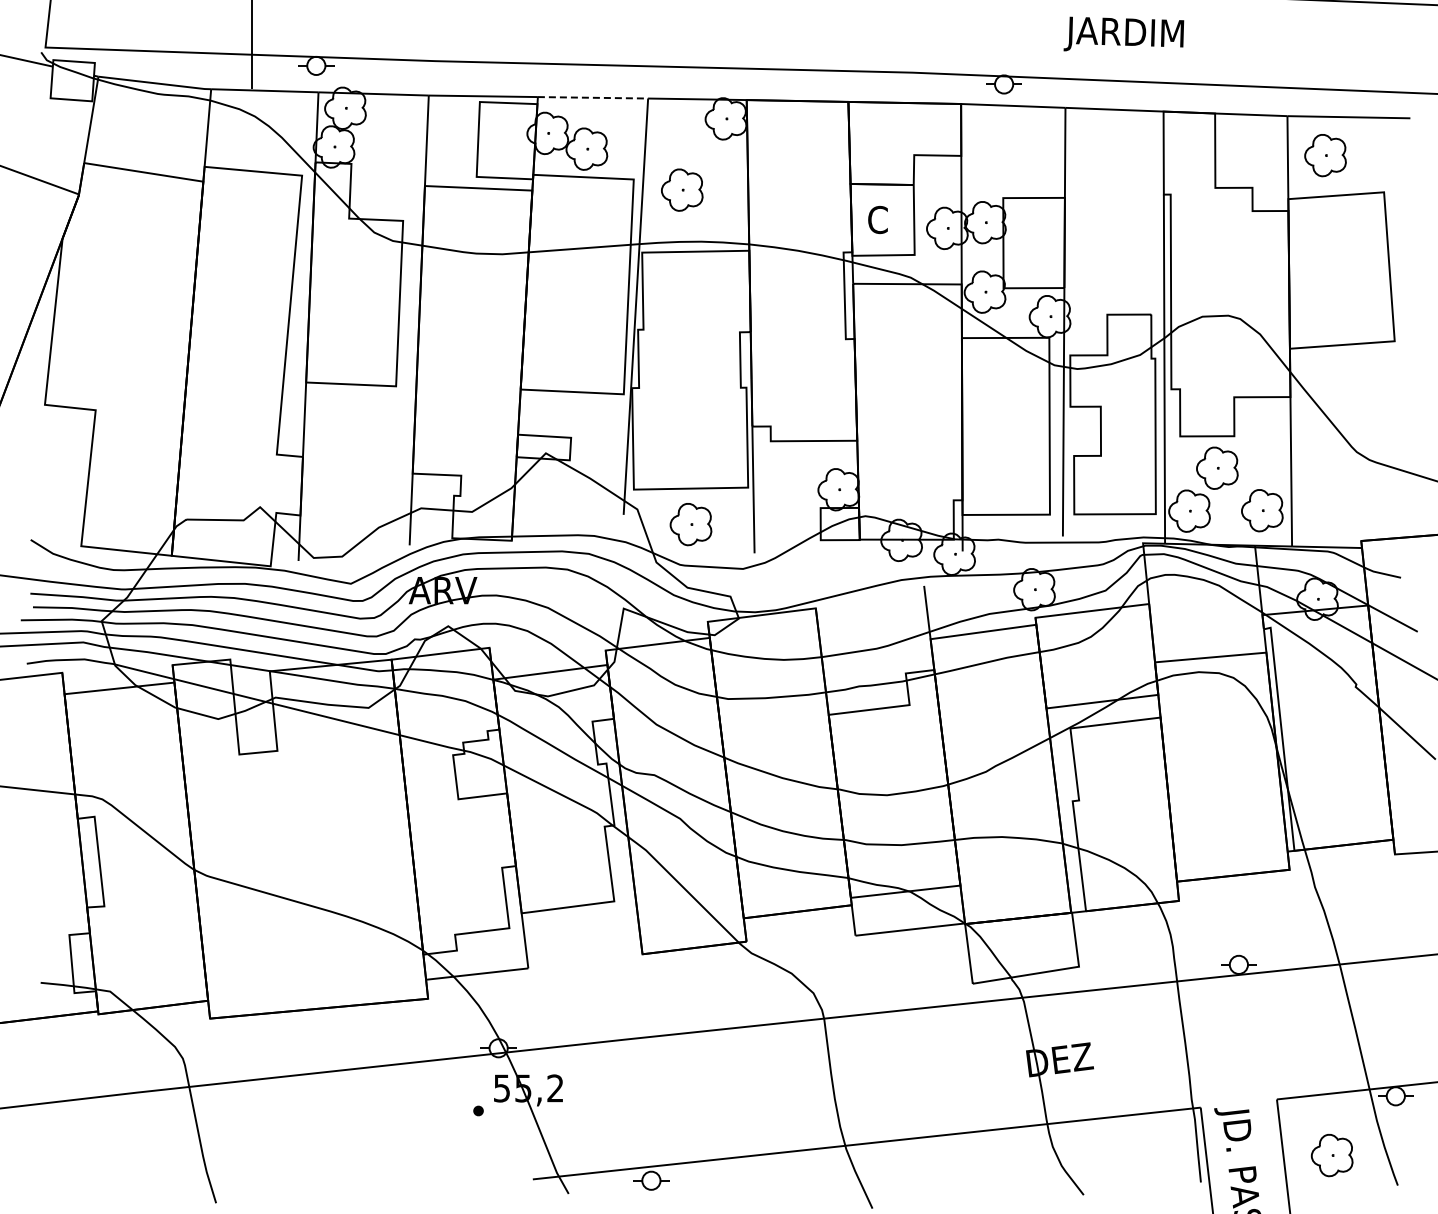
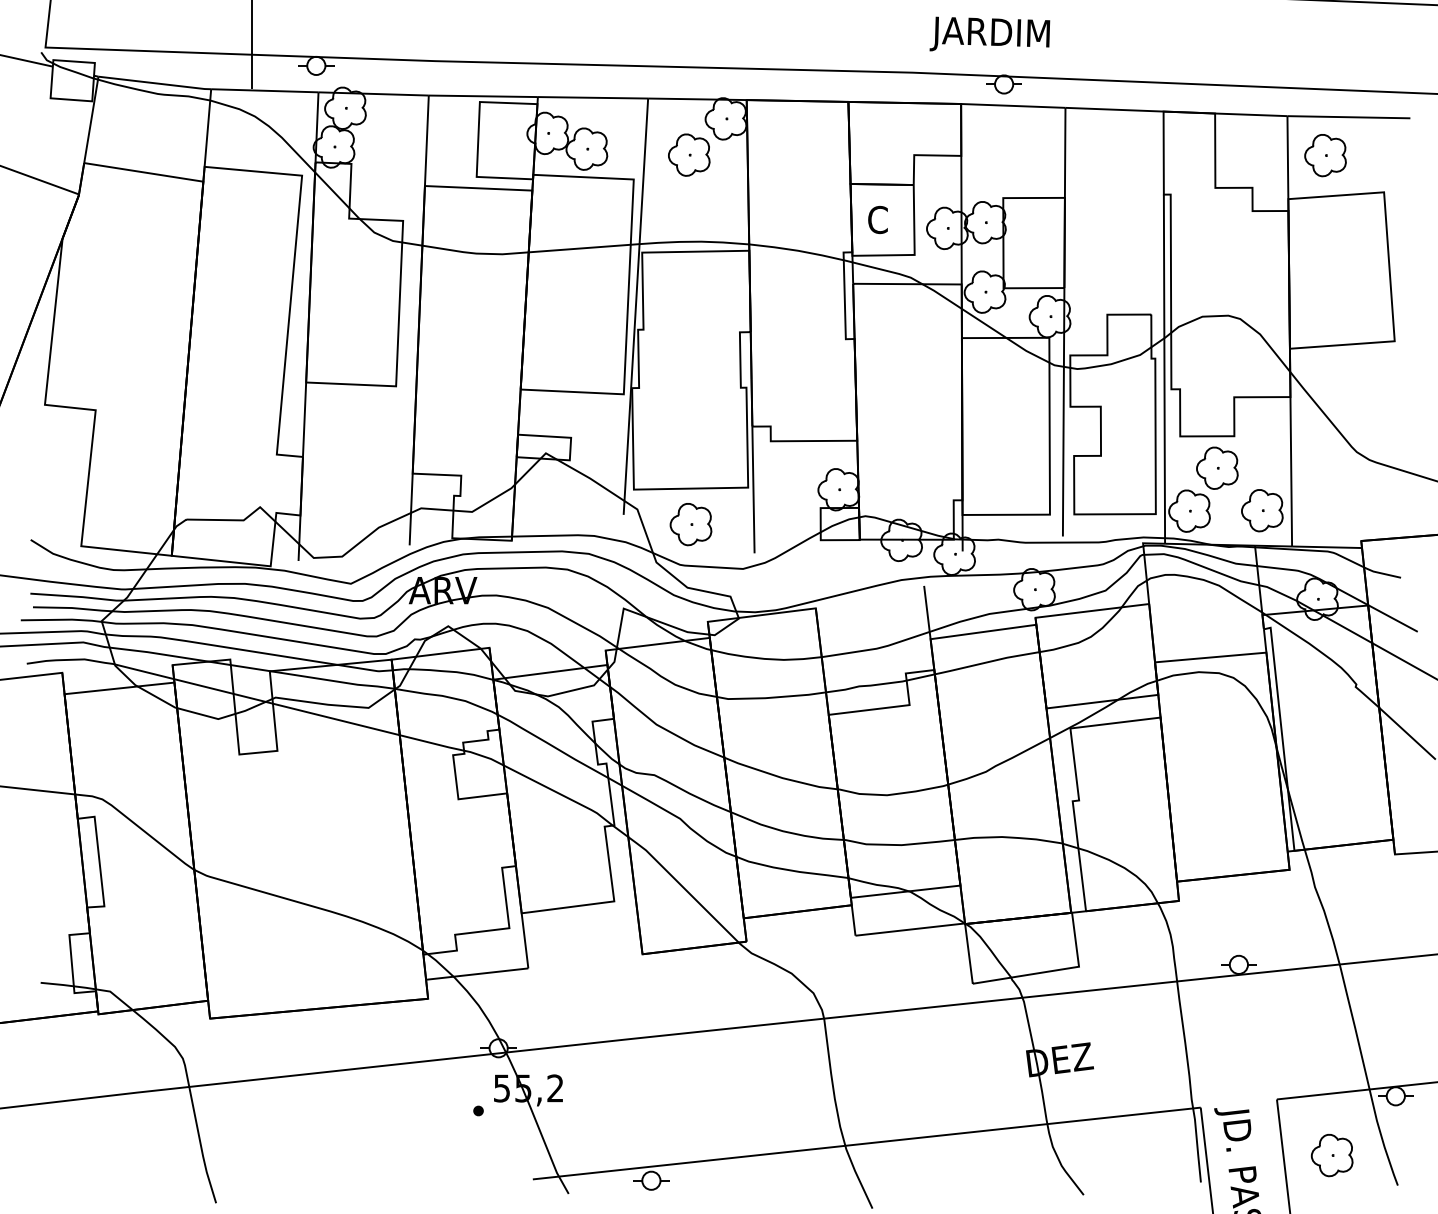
text position: (1123, 33) -> (989, 33) (989, 33)
line: dashed -> solid (593, 97)
part position: (682, 189) -> (689, 154) (689, 154)
